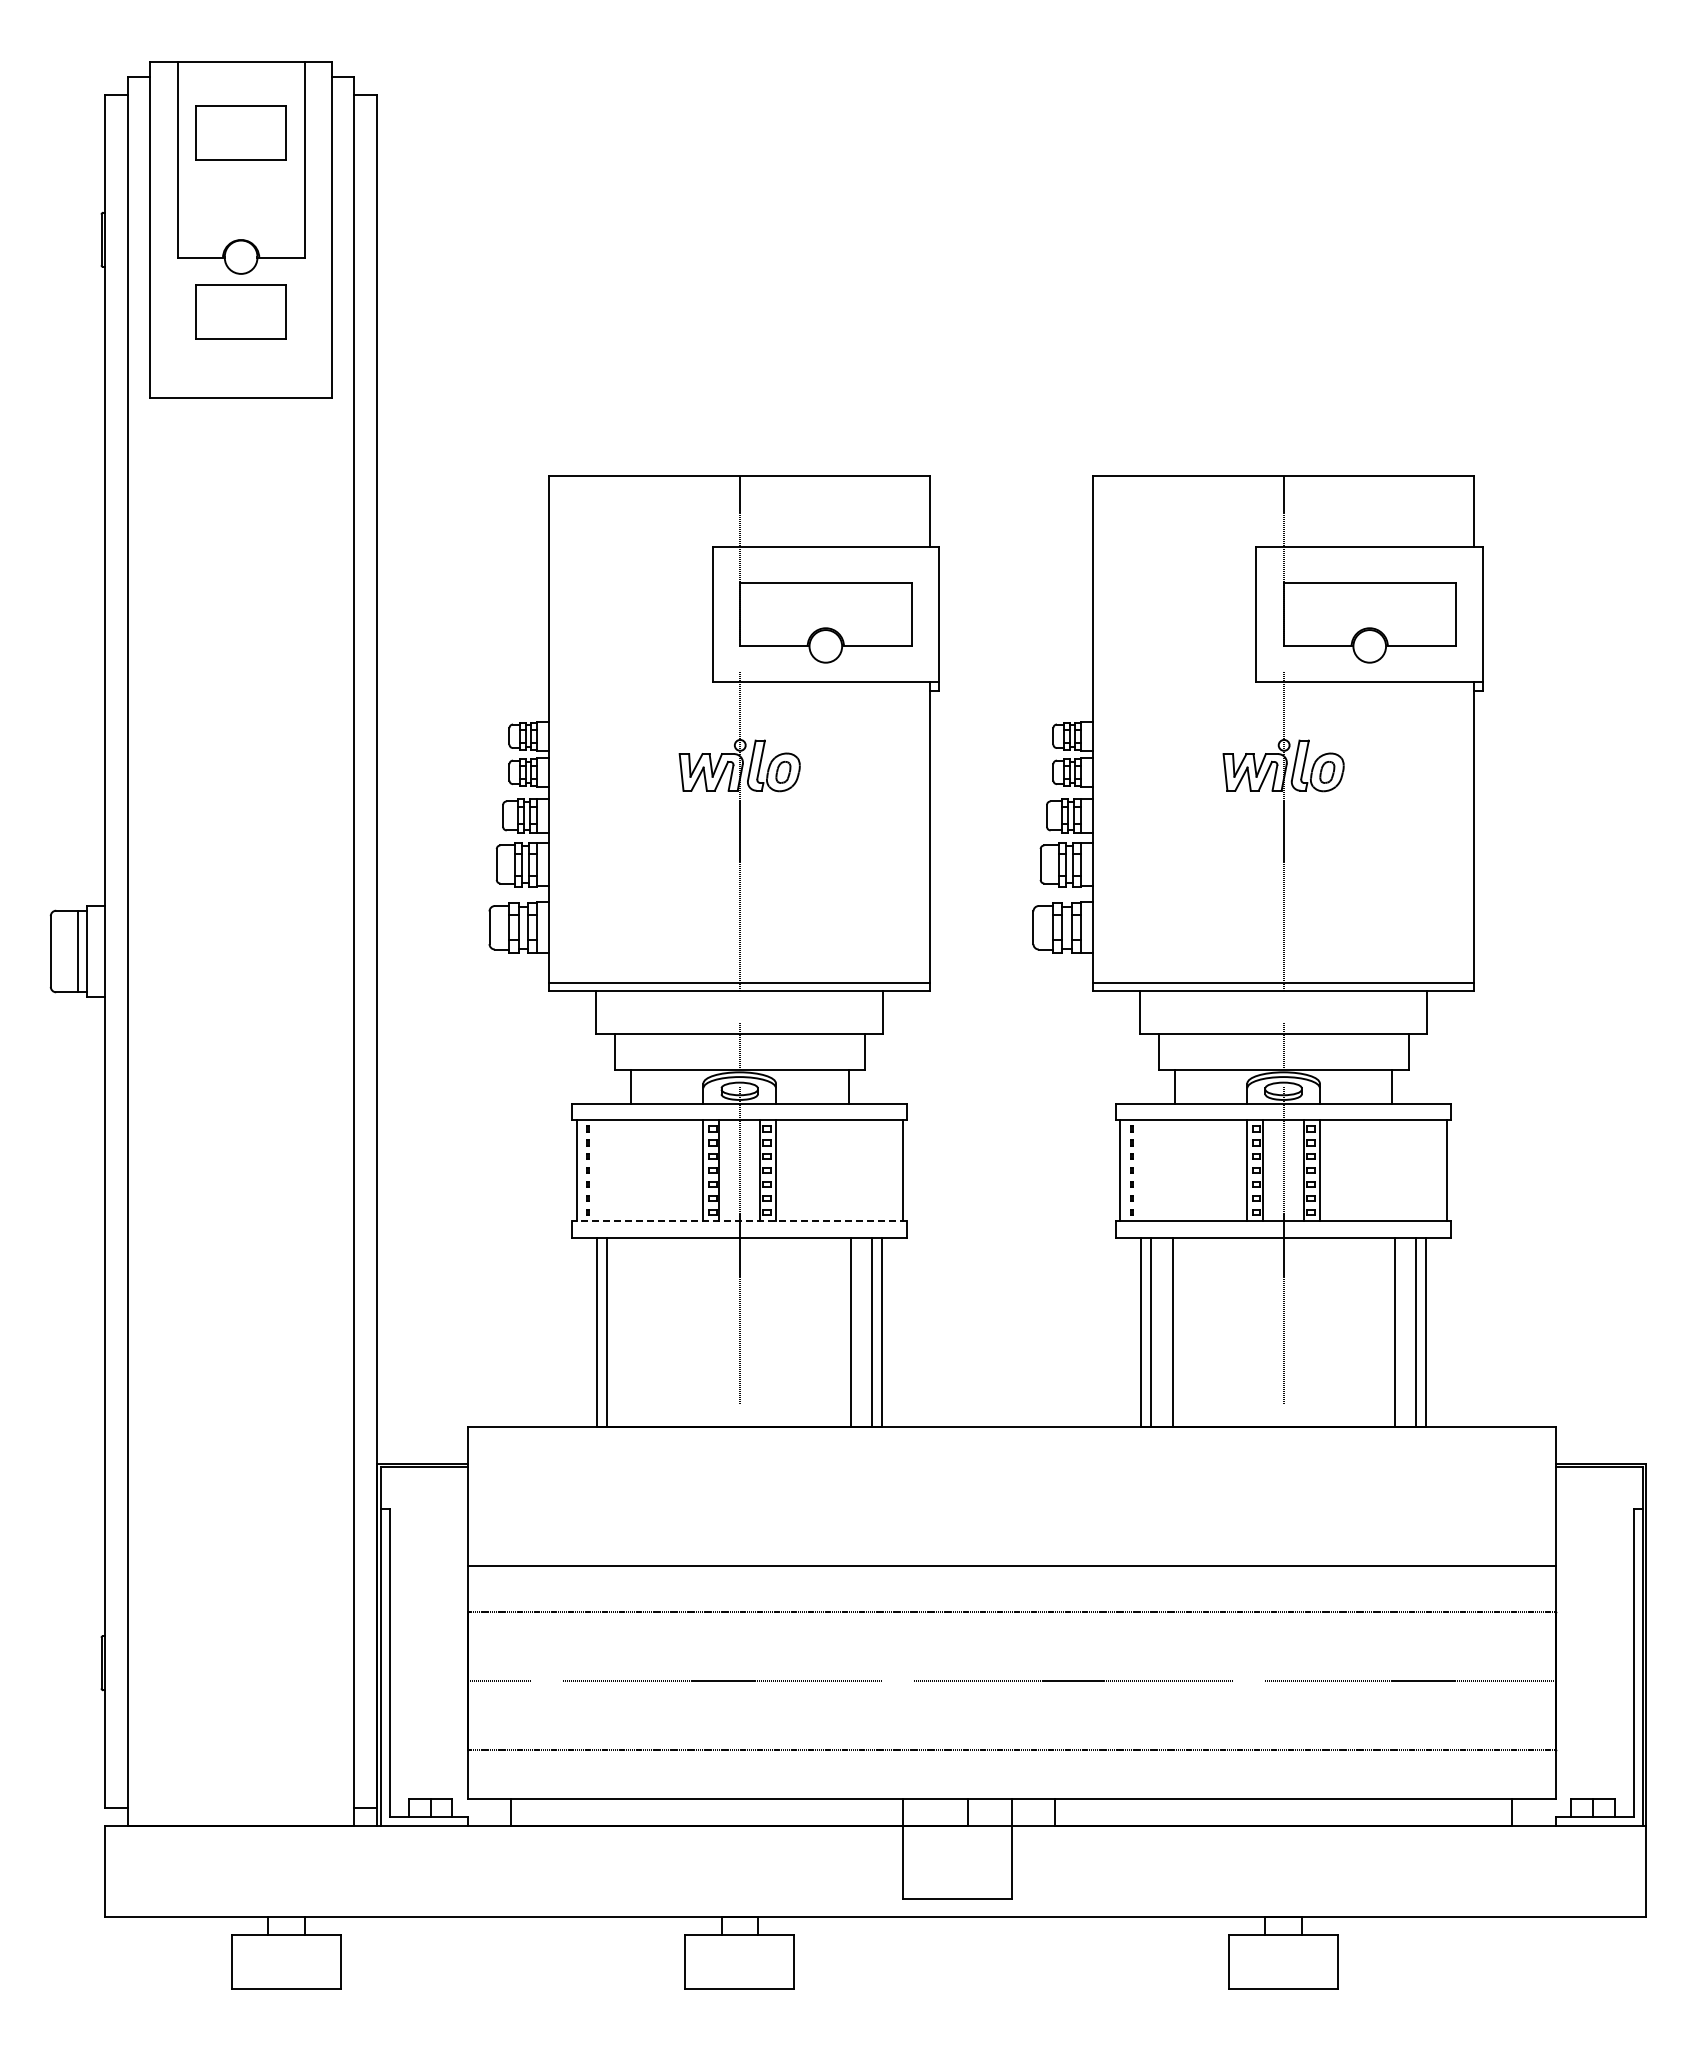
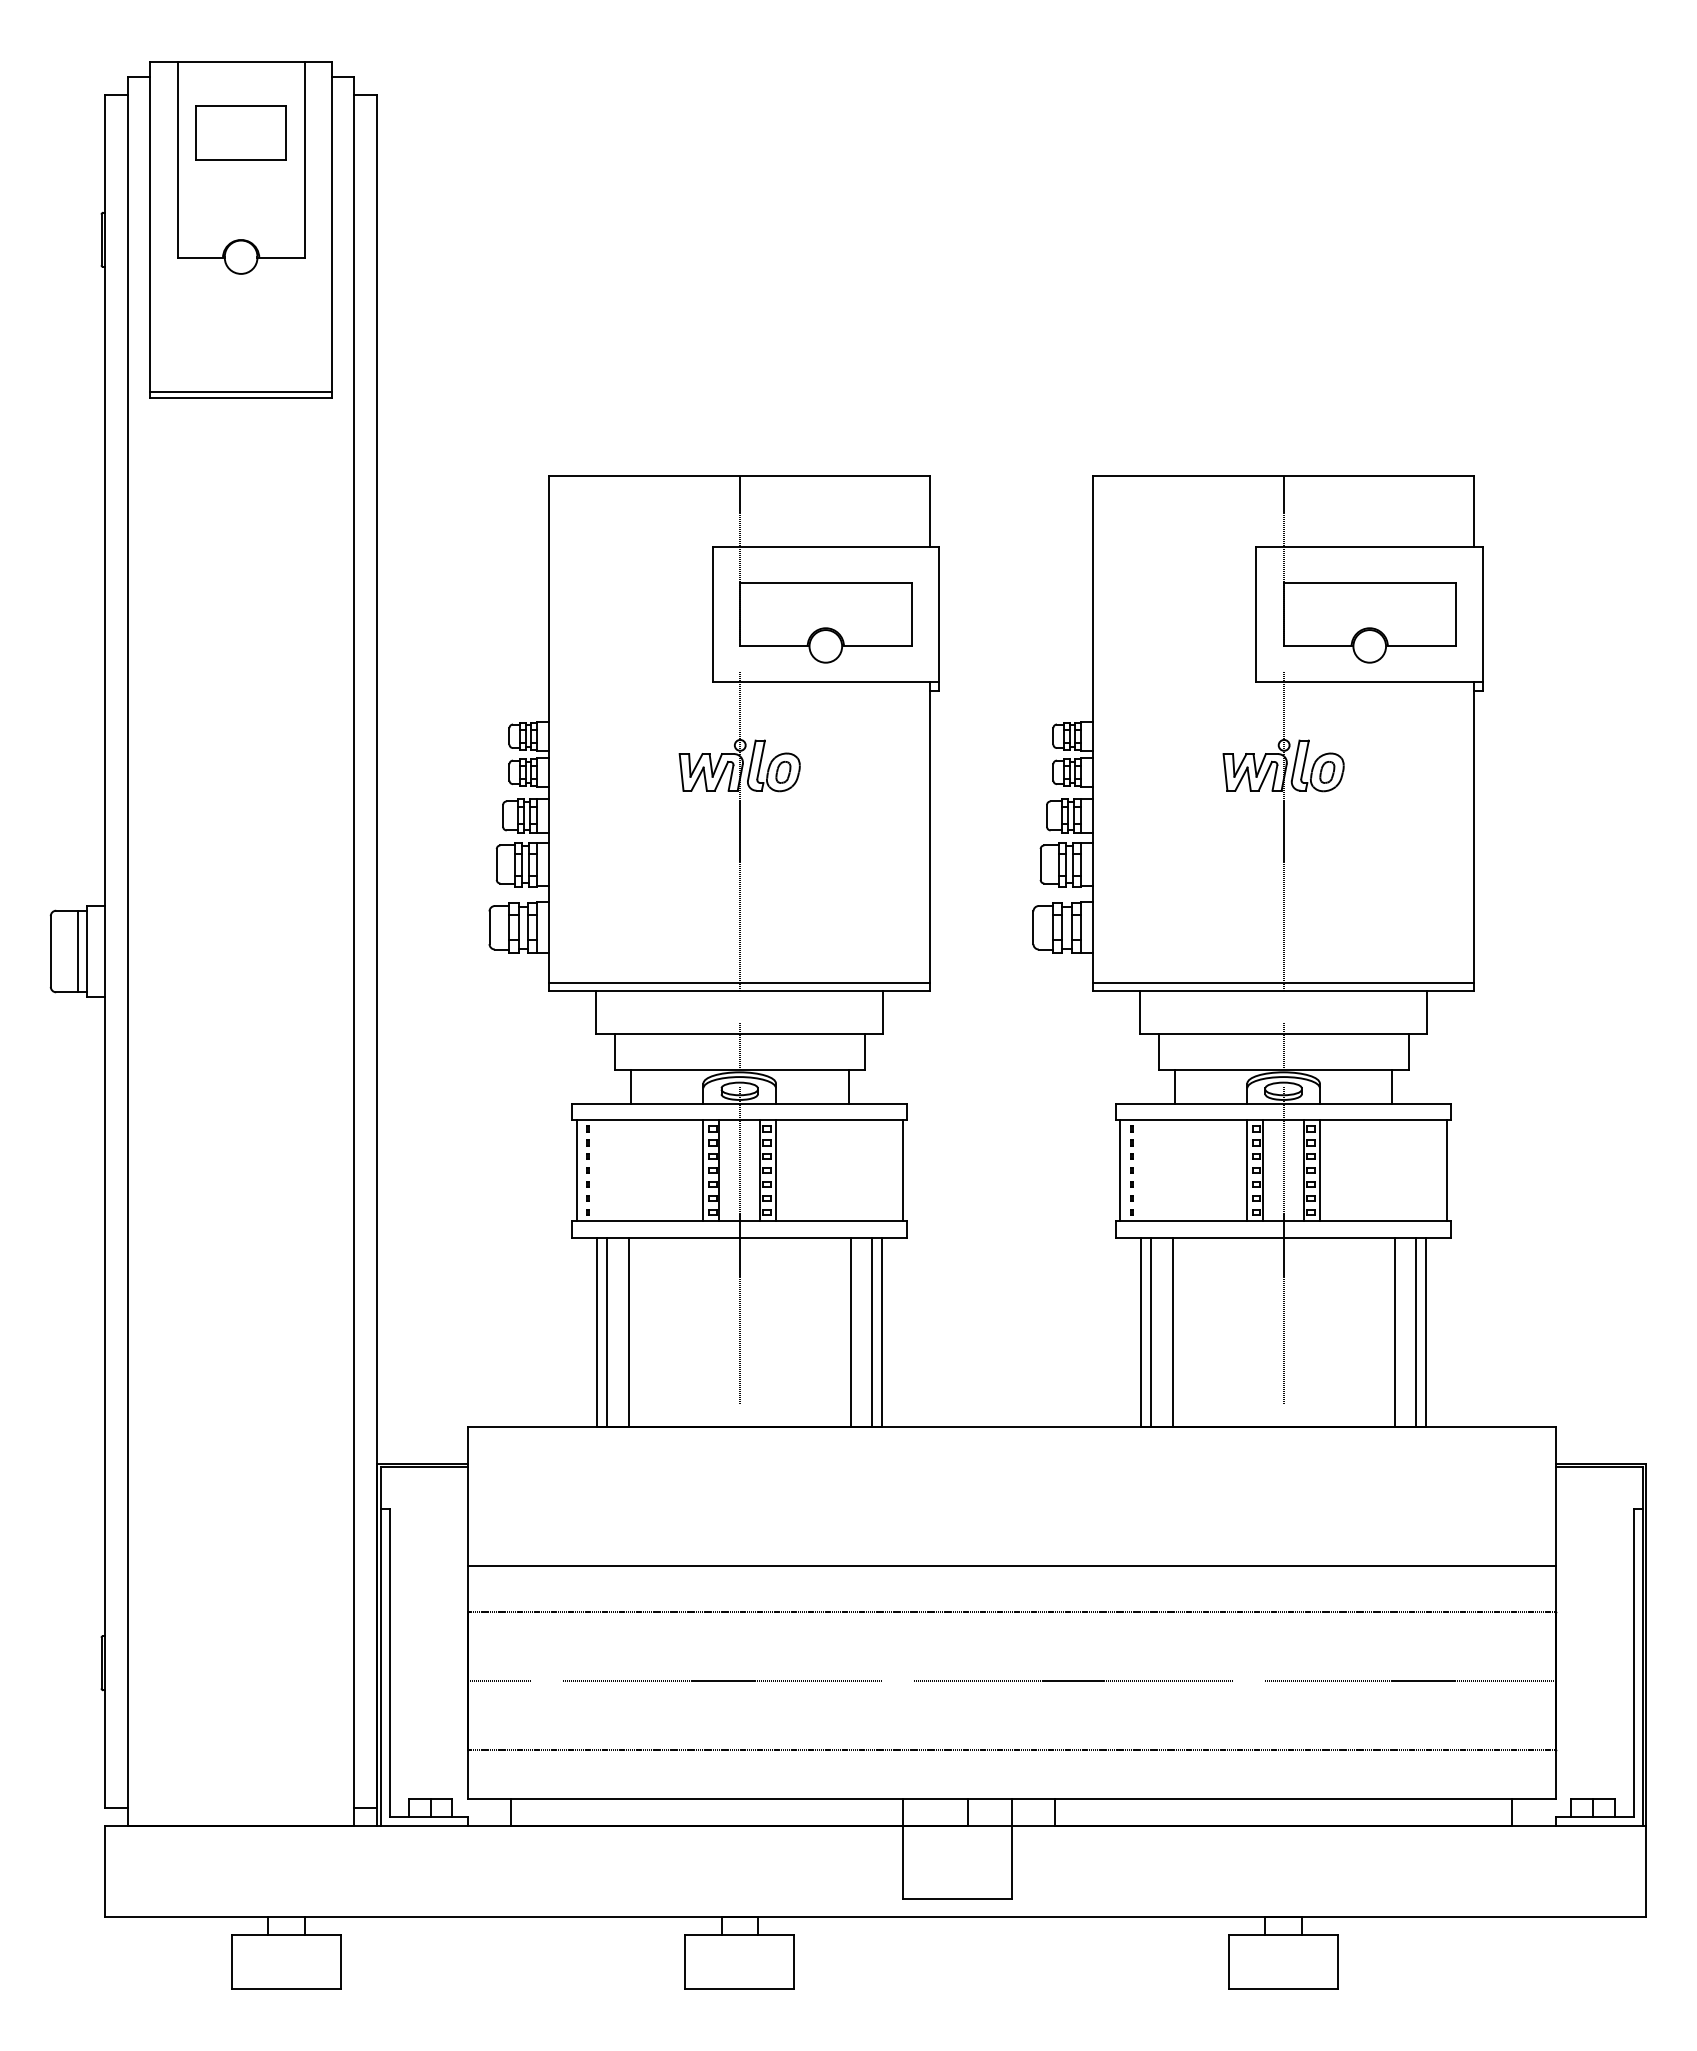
part: present -> none (240, 311)
line: none -> present (240, 391)
line: dashed -> solid (739, 1220)
line: none -> present (628, 1332)
